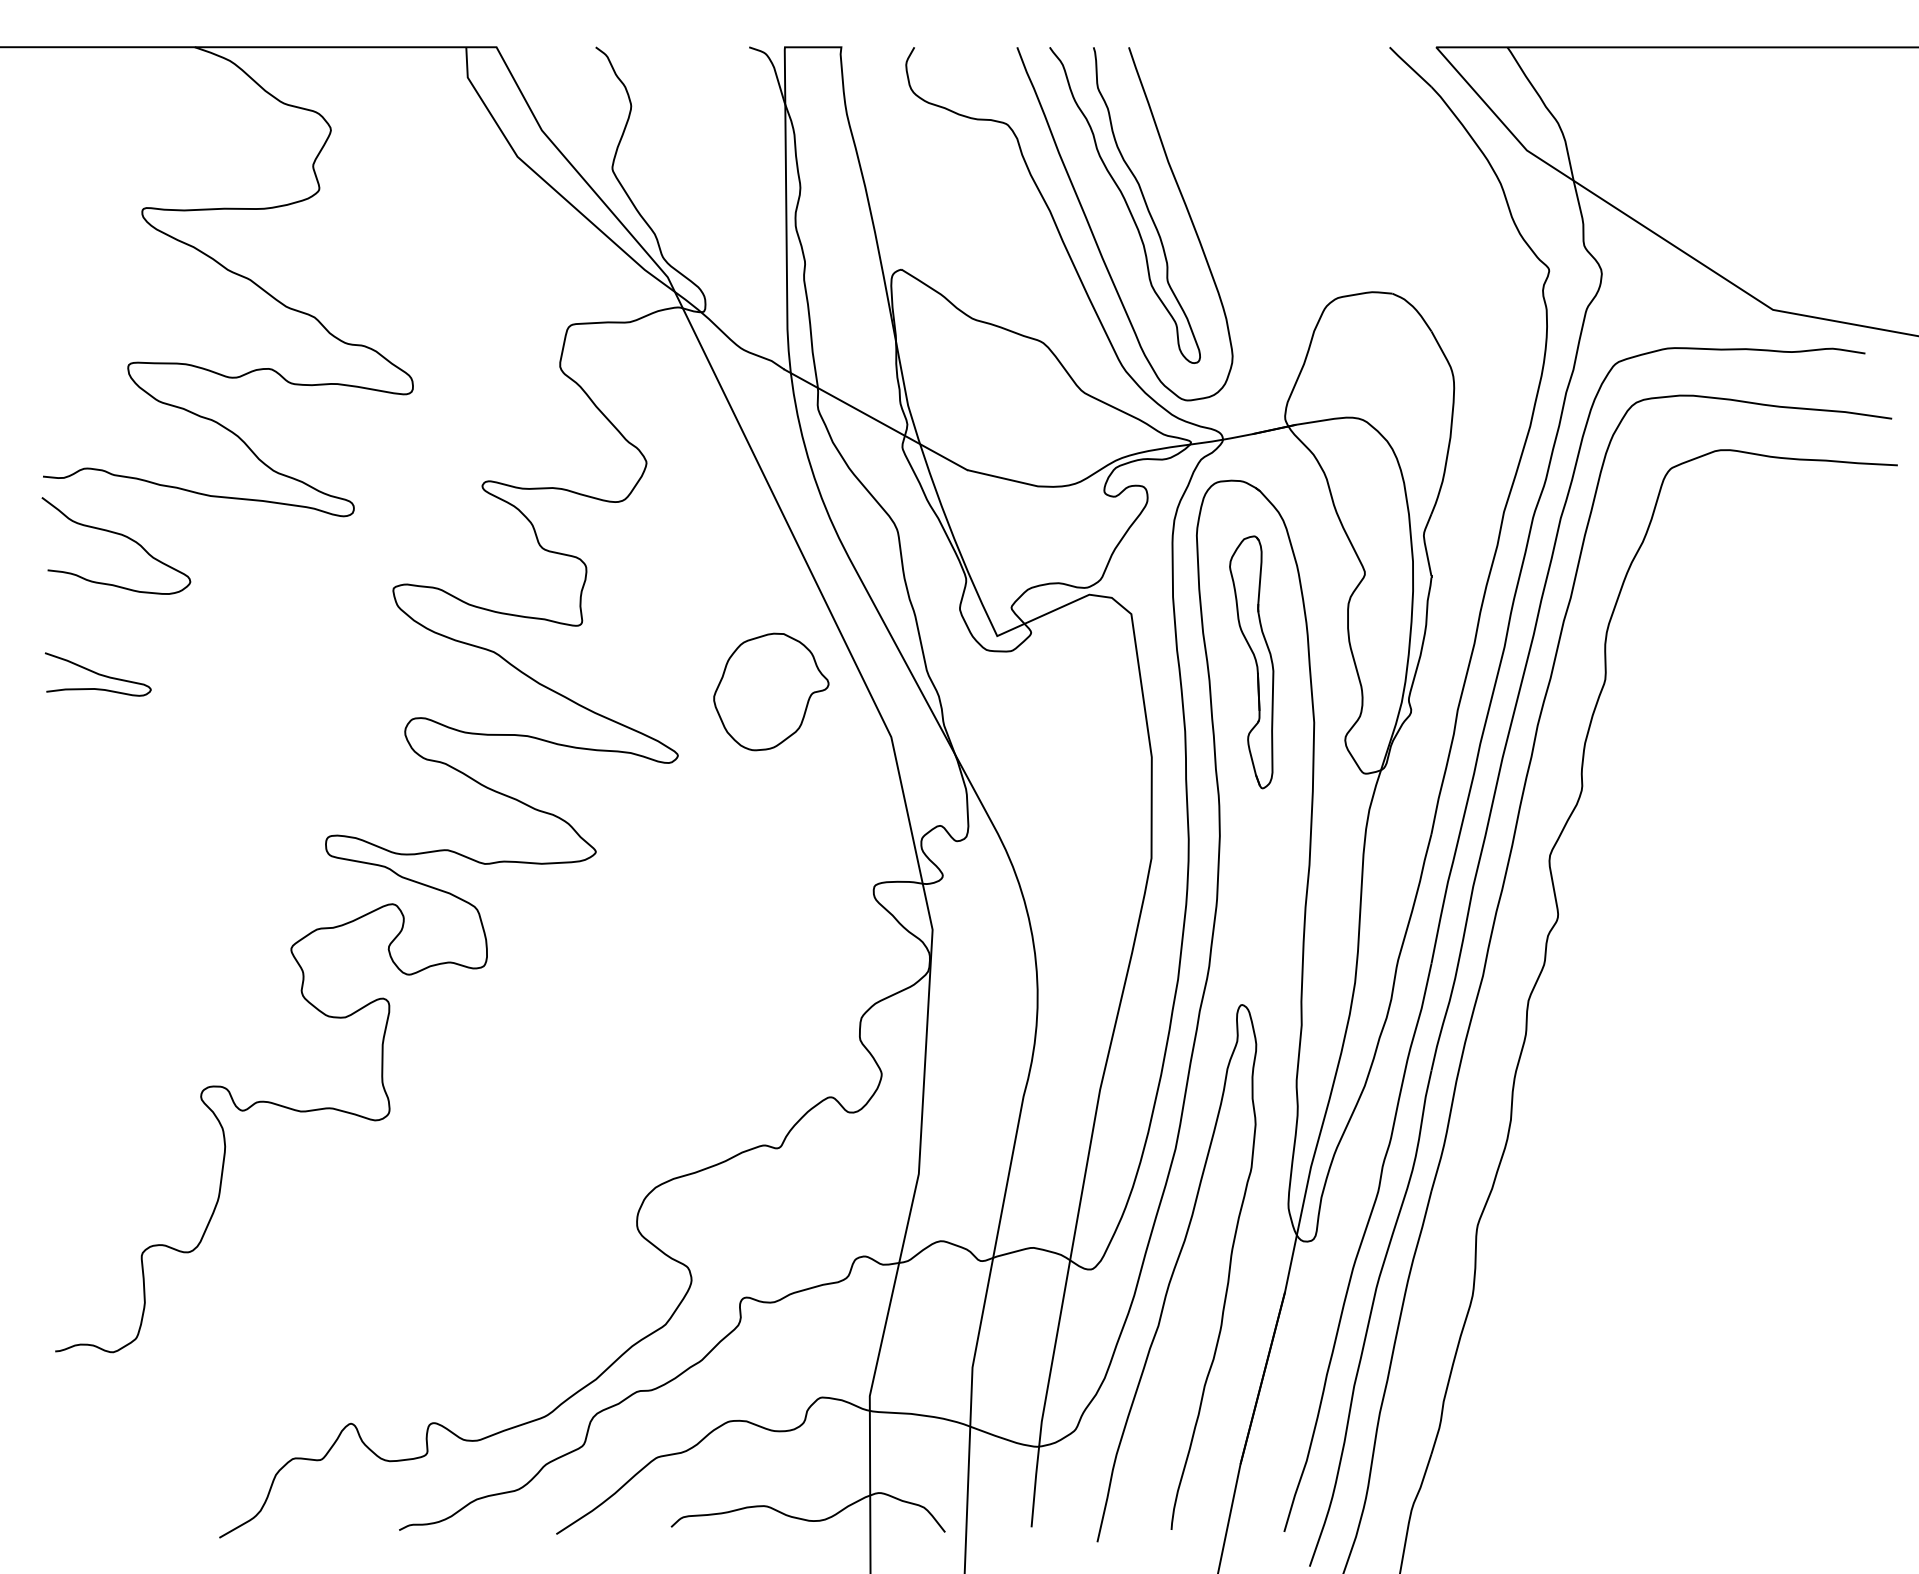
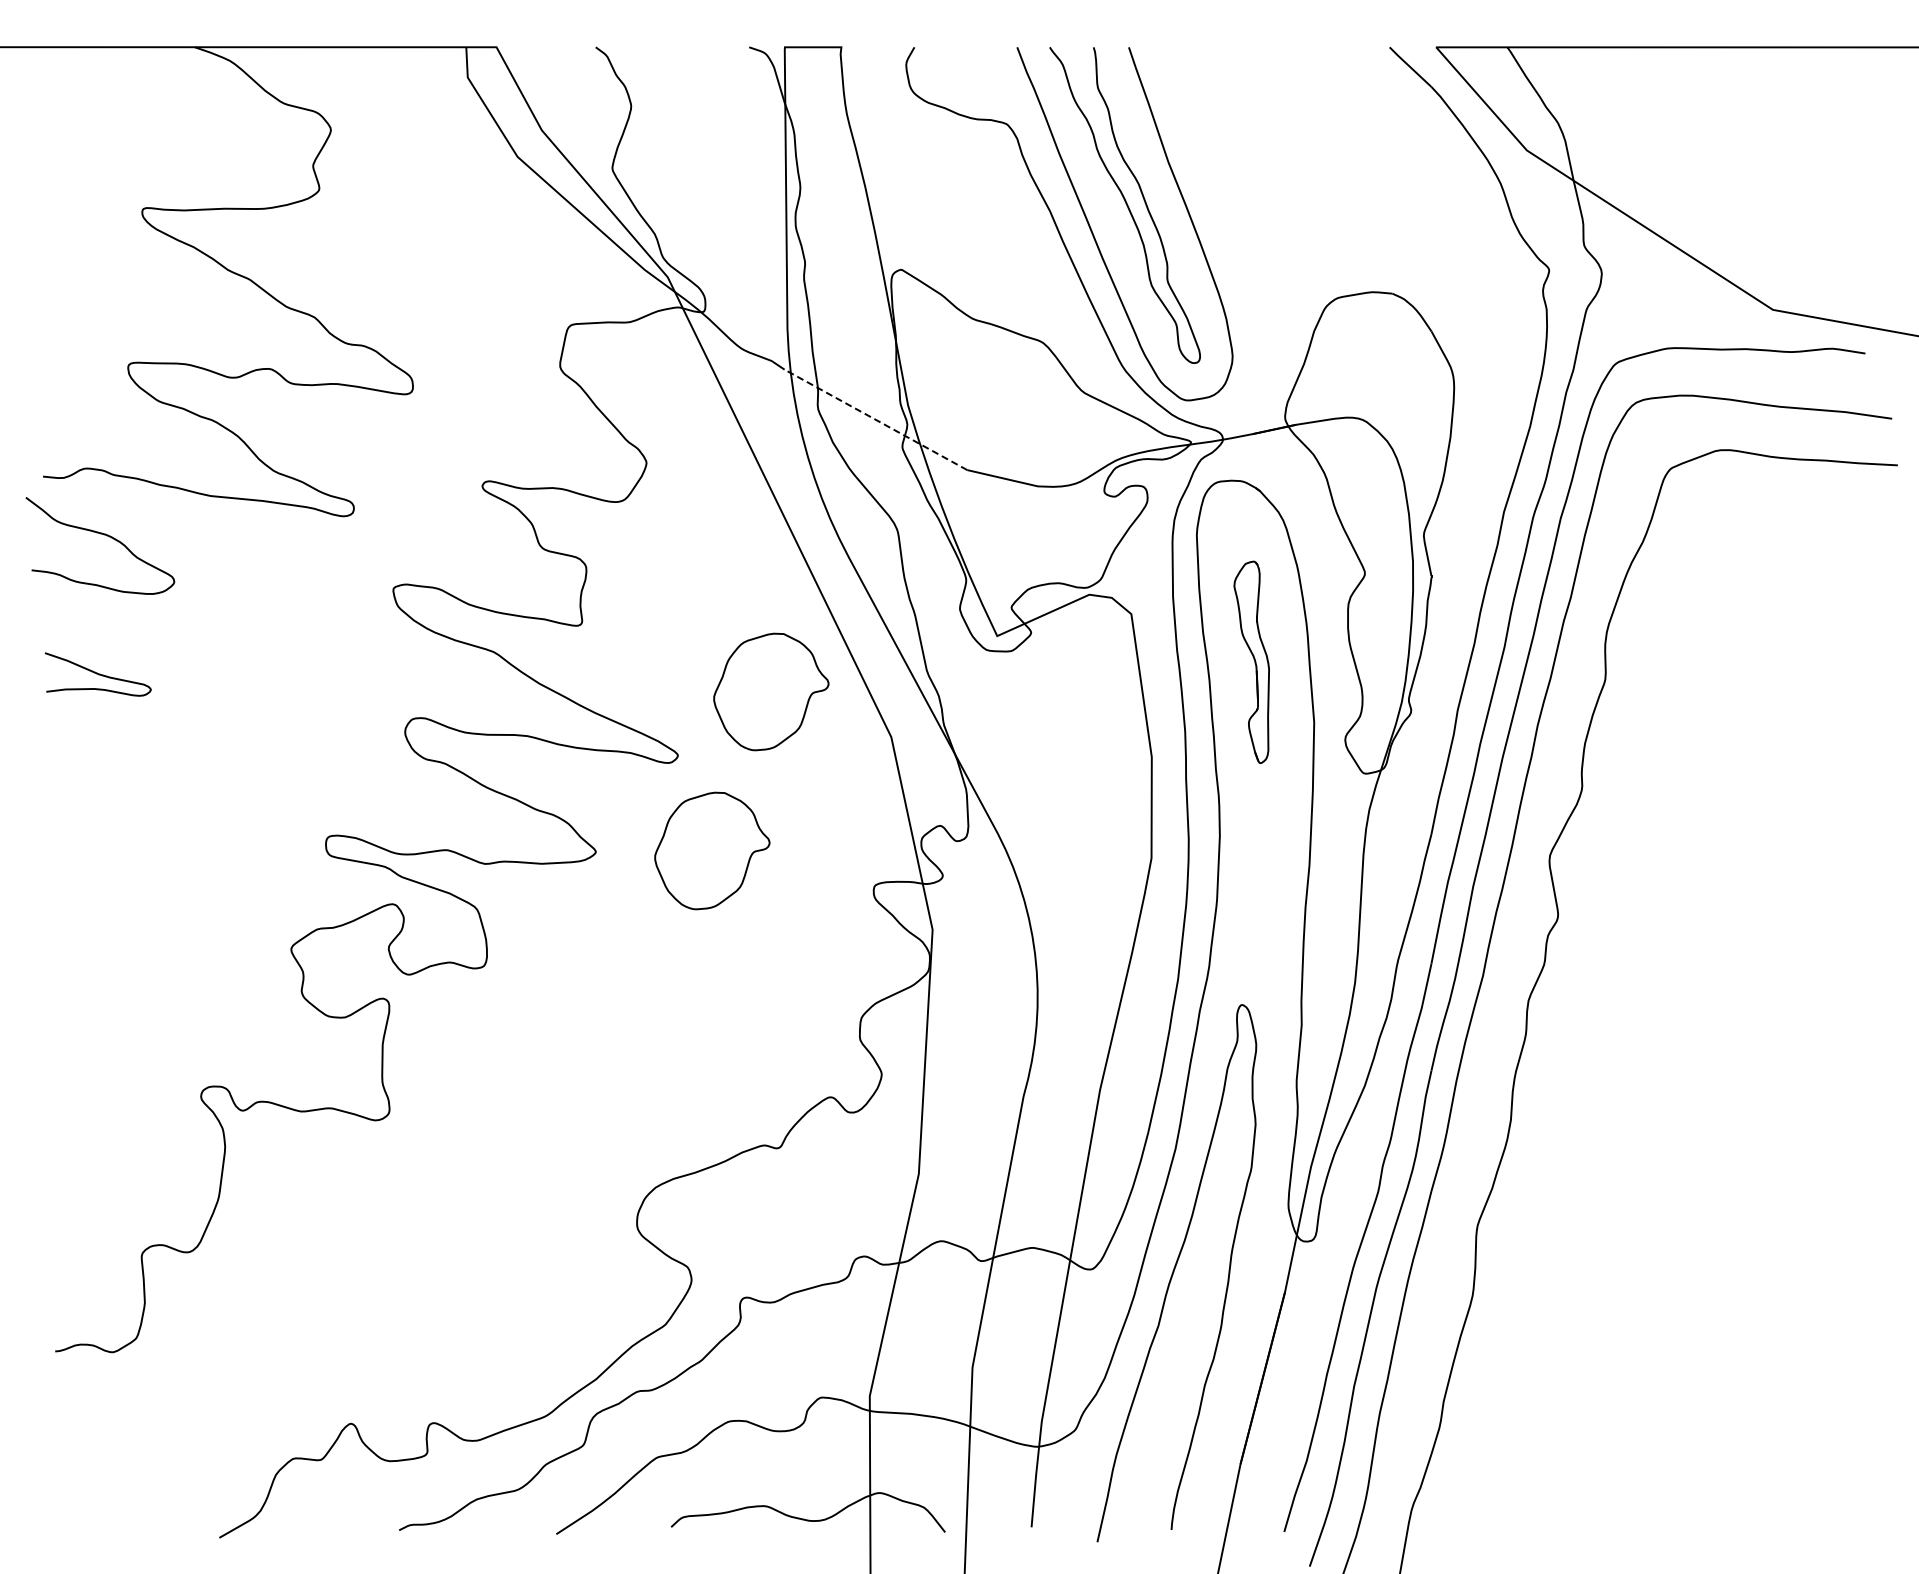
line: solid -> dashed (875, 419)
curve position: (120, 535) -> (104, 535) (104, 535)
part size: 46x255 px -> 37x205 px (1251, 662)
part: none -> present (712, 850)
